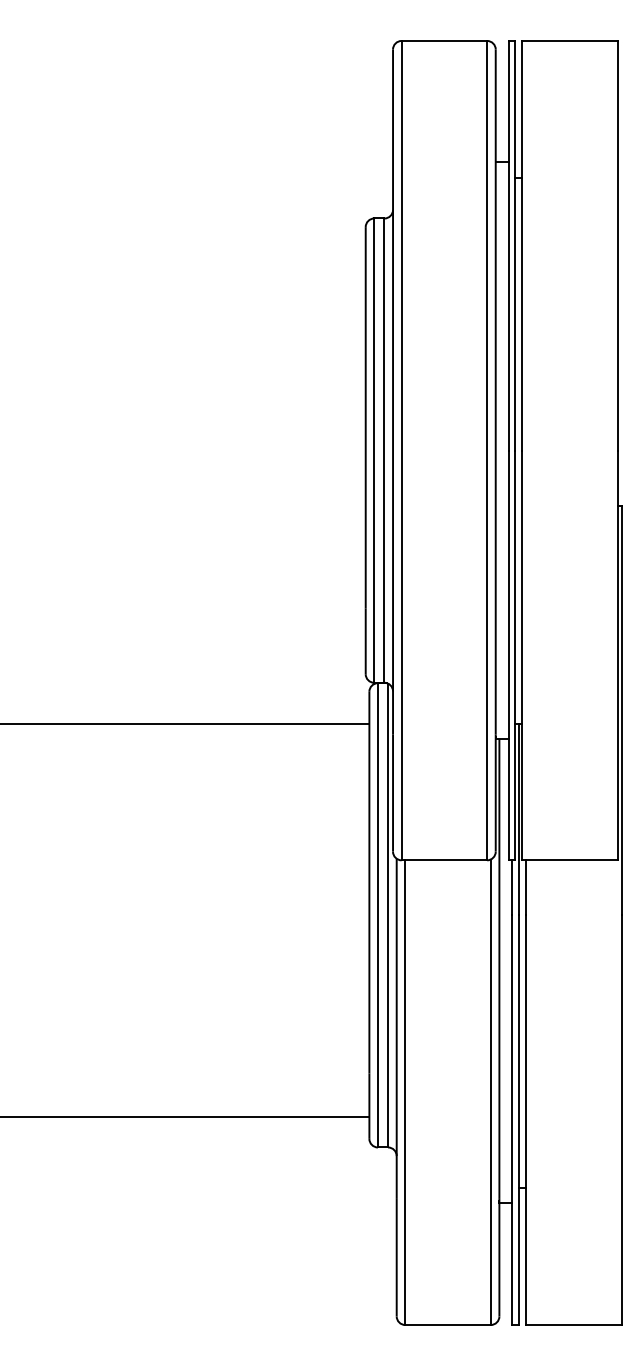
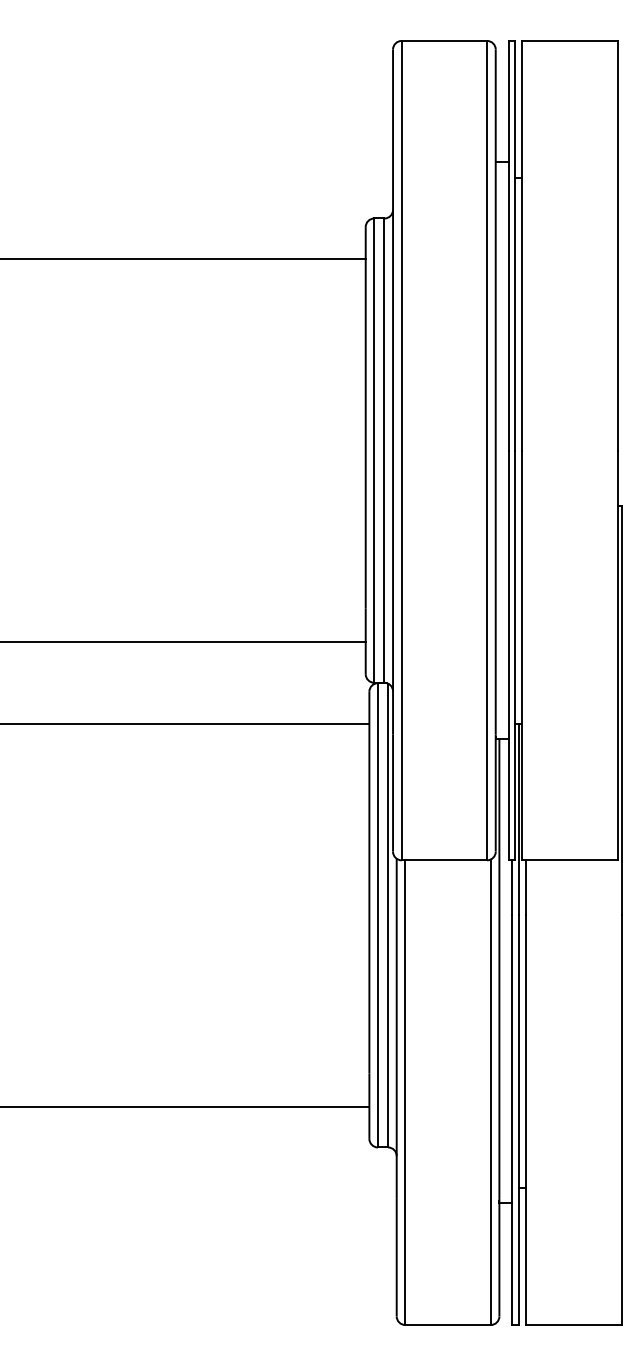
line: none -> present (183, 259)
line: none -> present (183, 641)
line position: (185, 1116) -> (185, 1106) (185, 1106)
